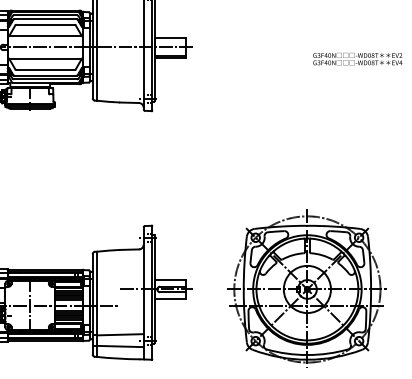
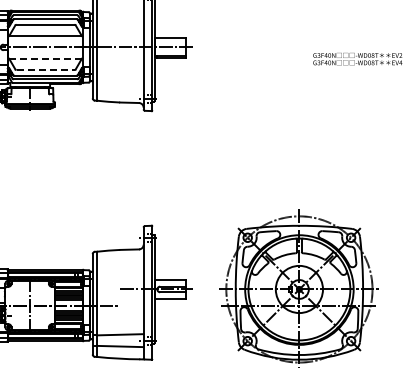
line: solid -> dashed (46, 58)
line: solid -> dashed (46, 70)
part position: (306, 288) -> (298, 288) (298, 288)
